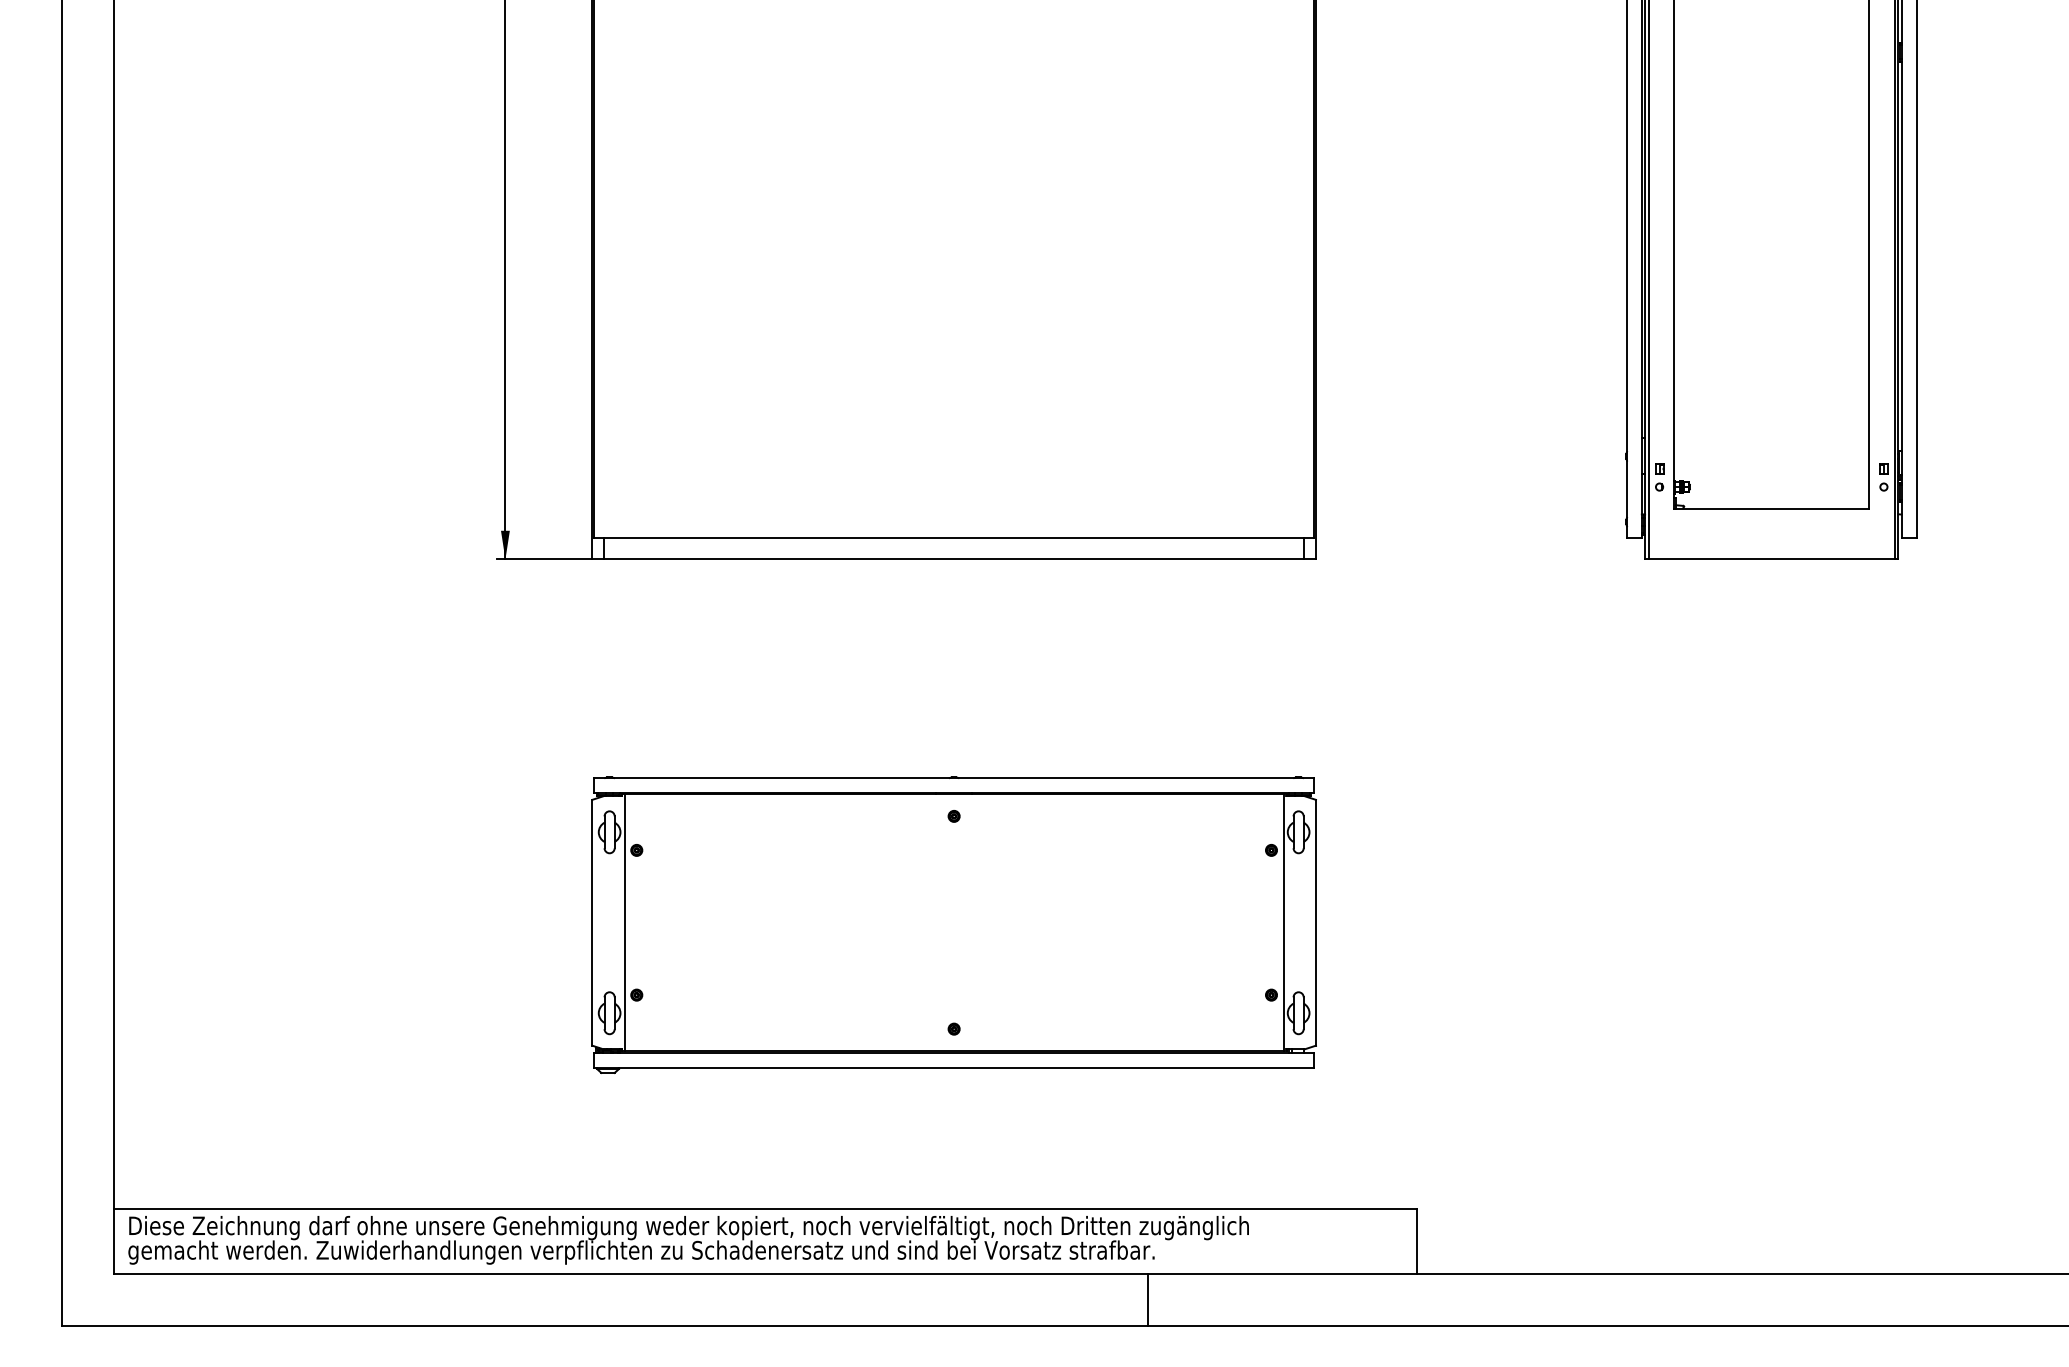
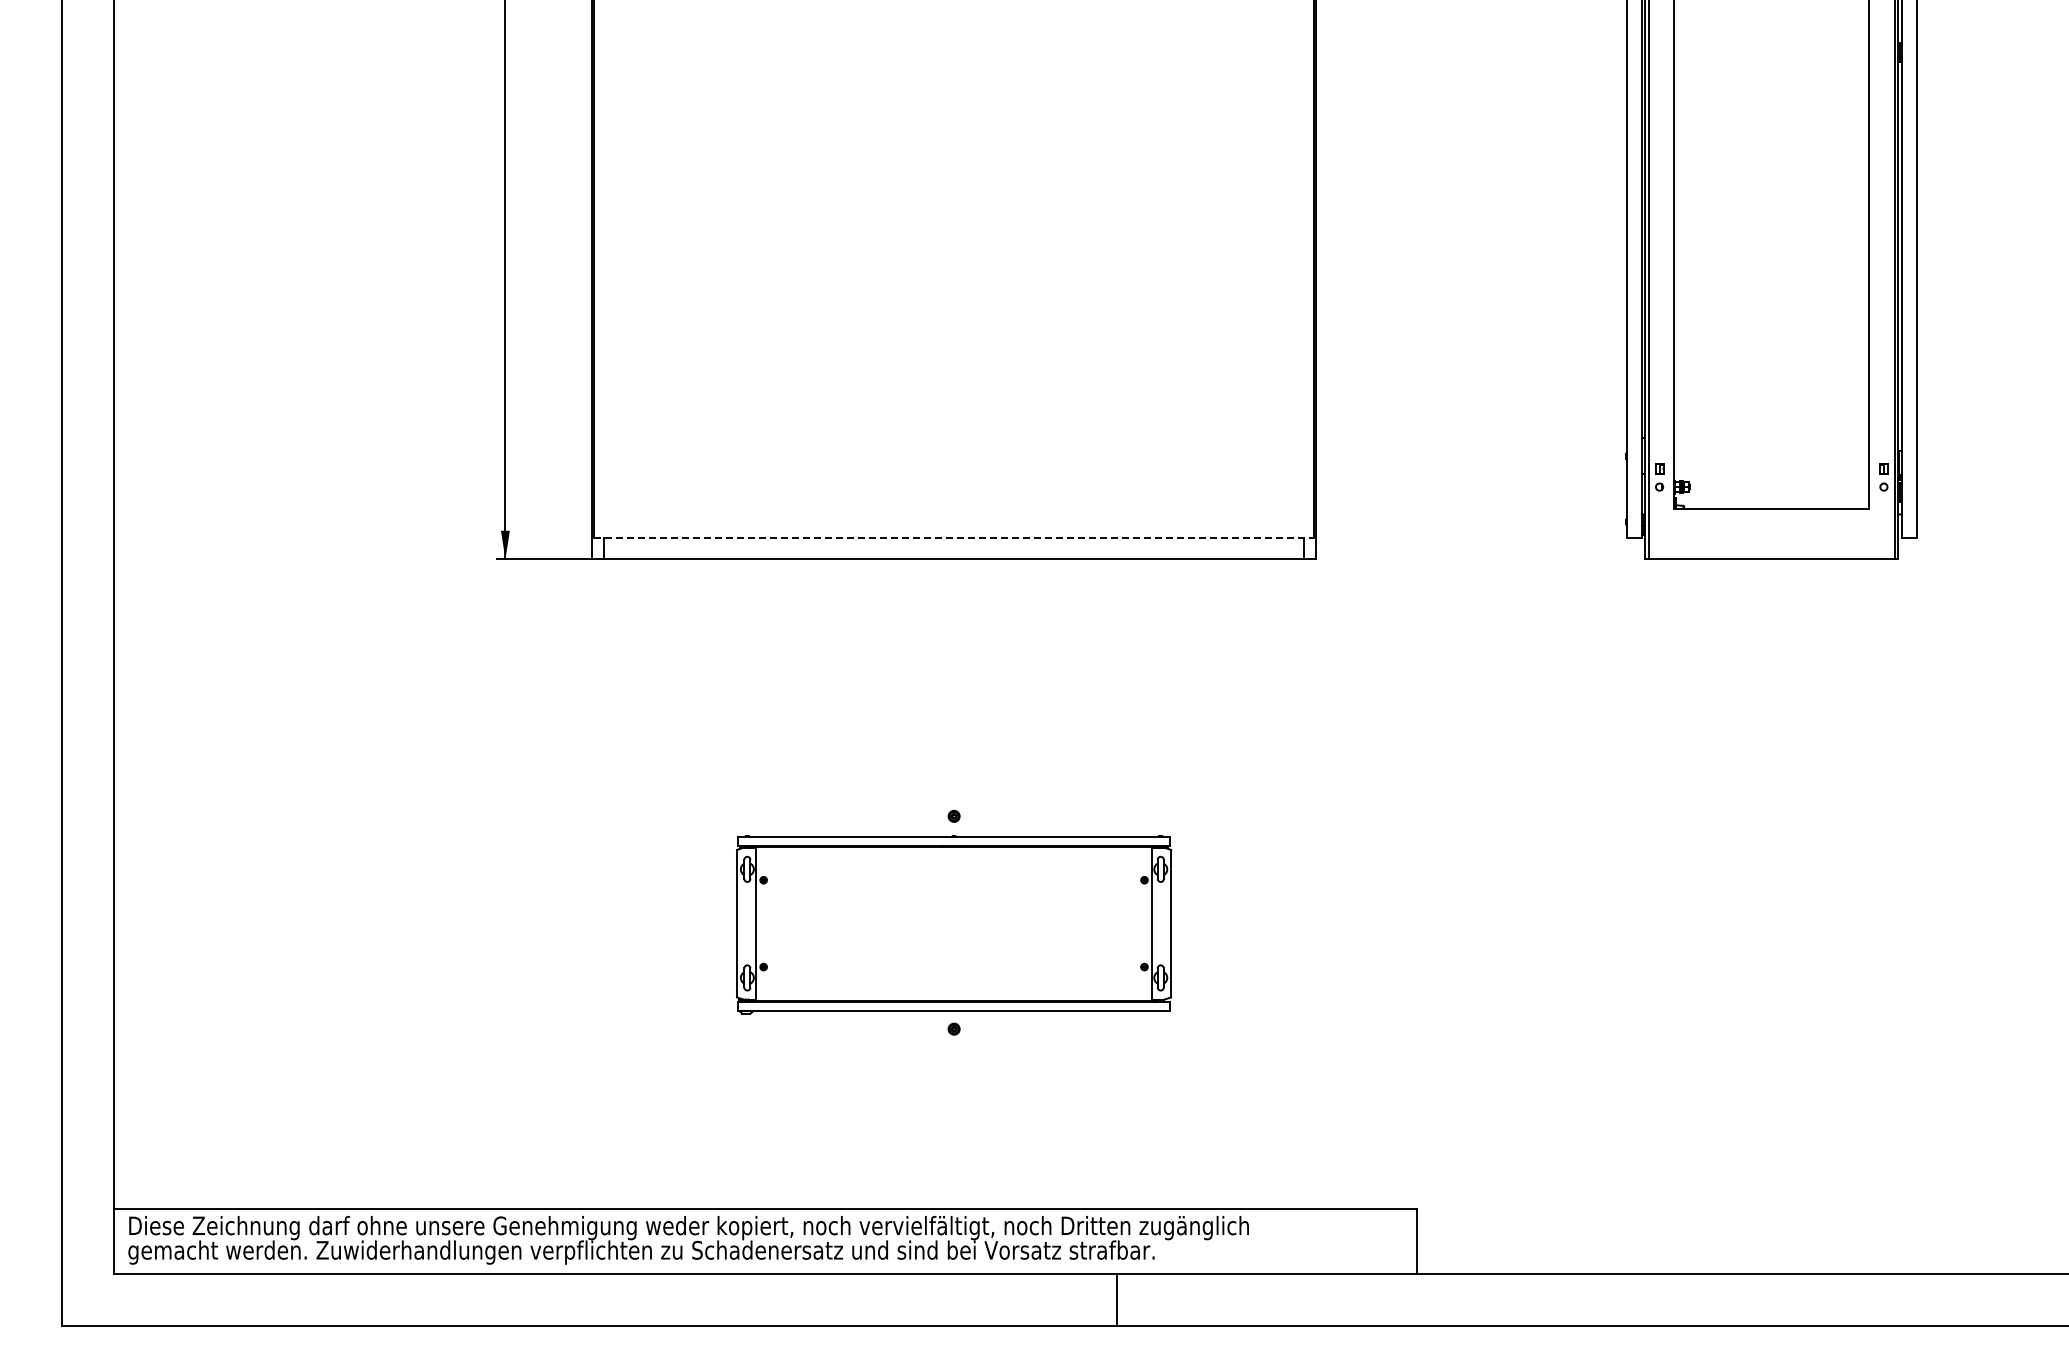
line: solid -> dashed (954, 537)
part size: 726x298 px -> 437x180 px (954, 924)
line position: (1147, 1299) -> (1116, 1299) (1116, 1299)
